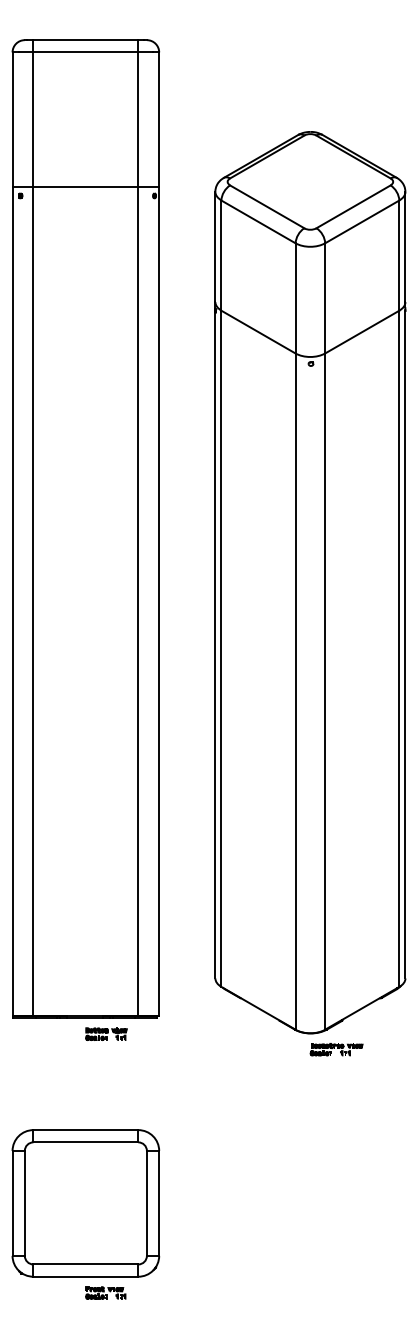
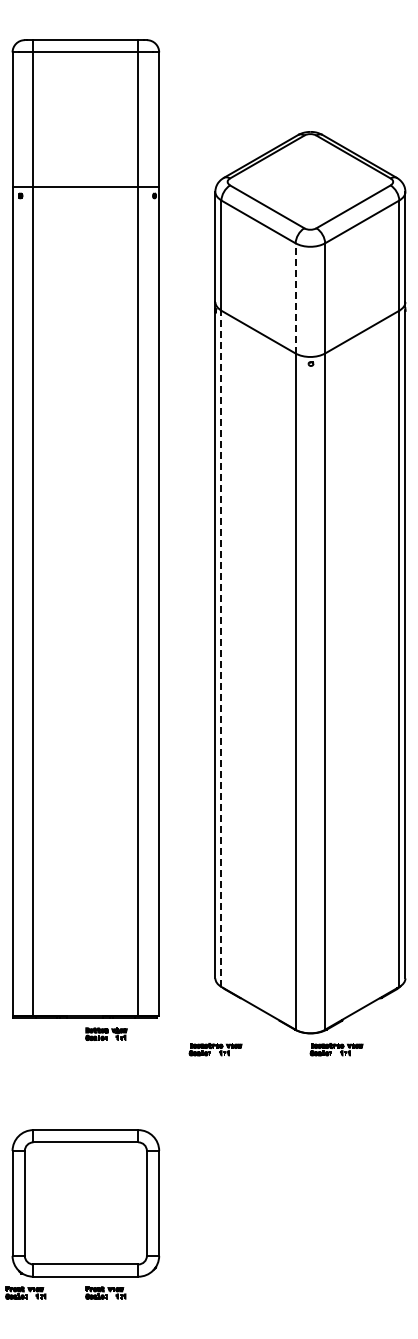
line: solid -> dashed (295, 297)
line: solid -> dashed (221, 648)
part: none -> present (215, 1049)
part: none -> present (25, 1292)
